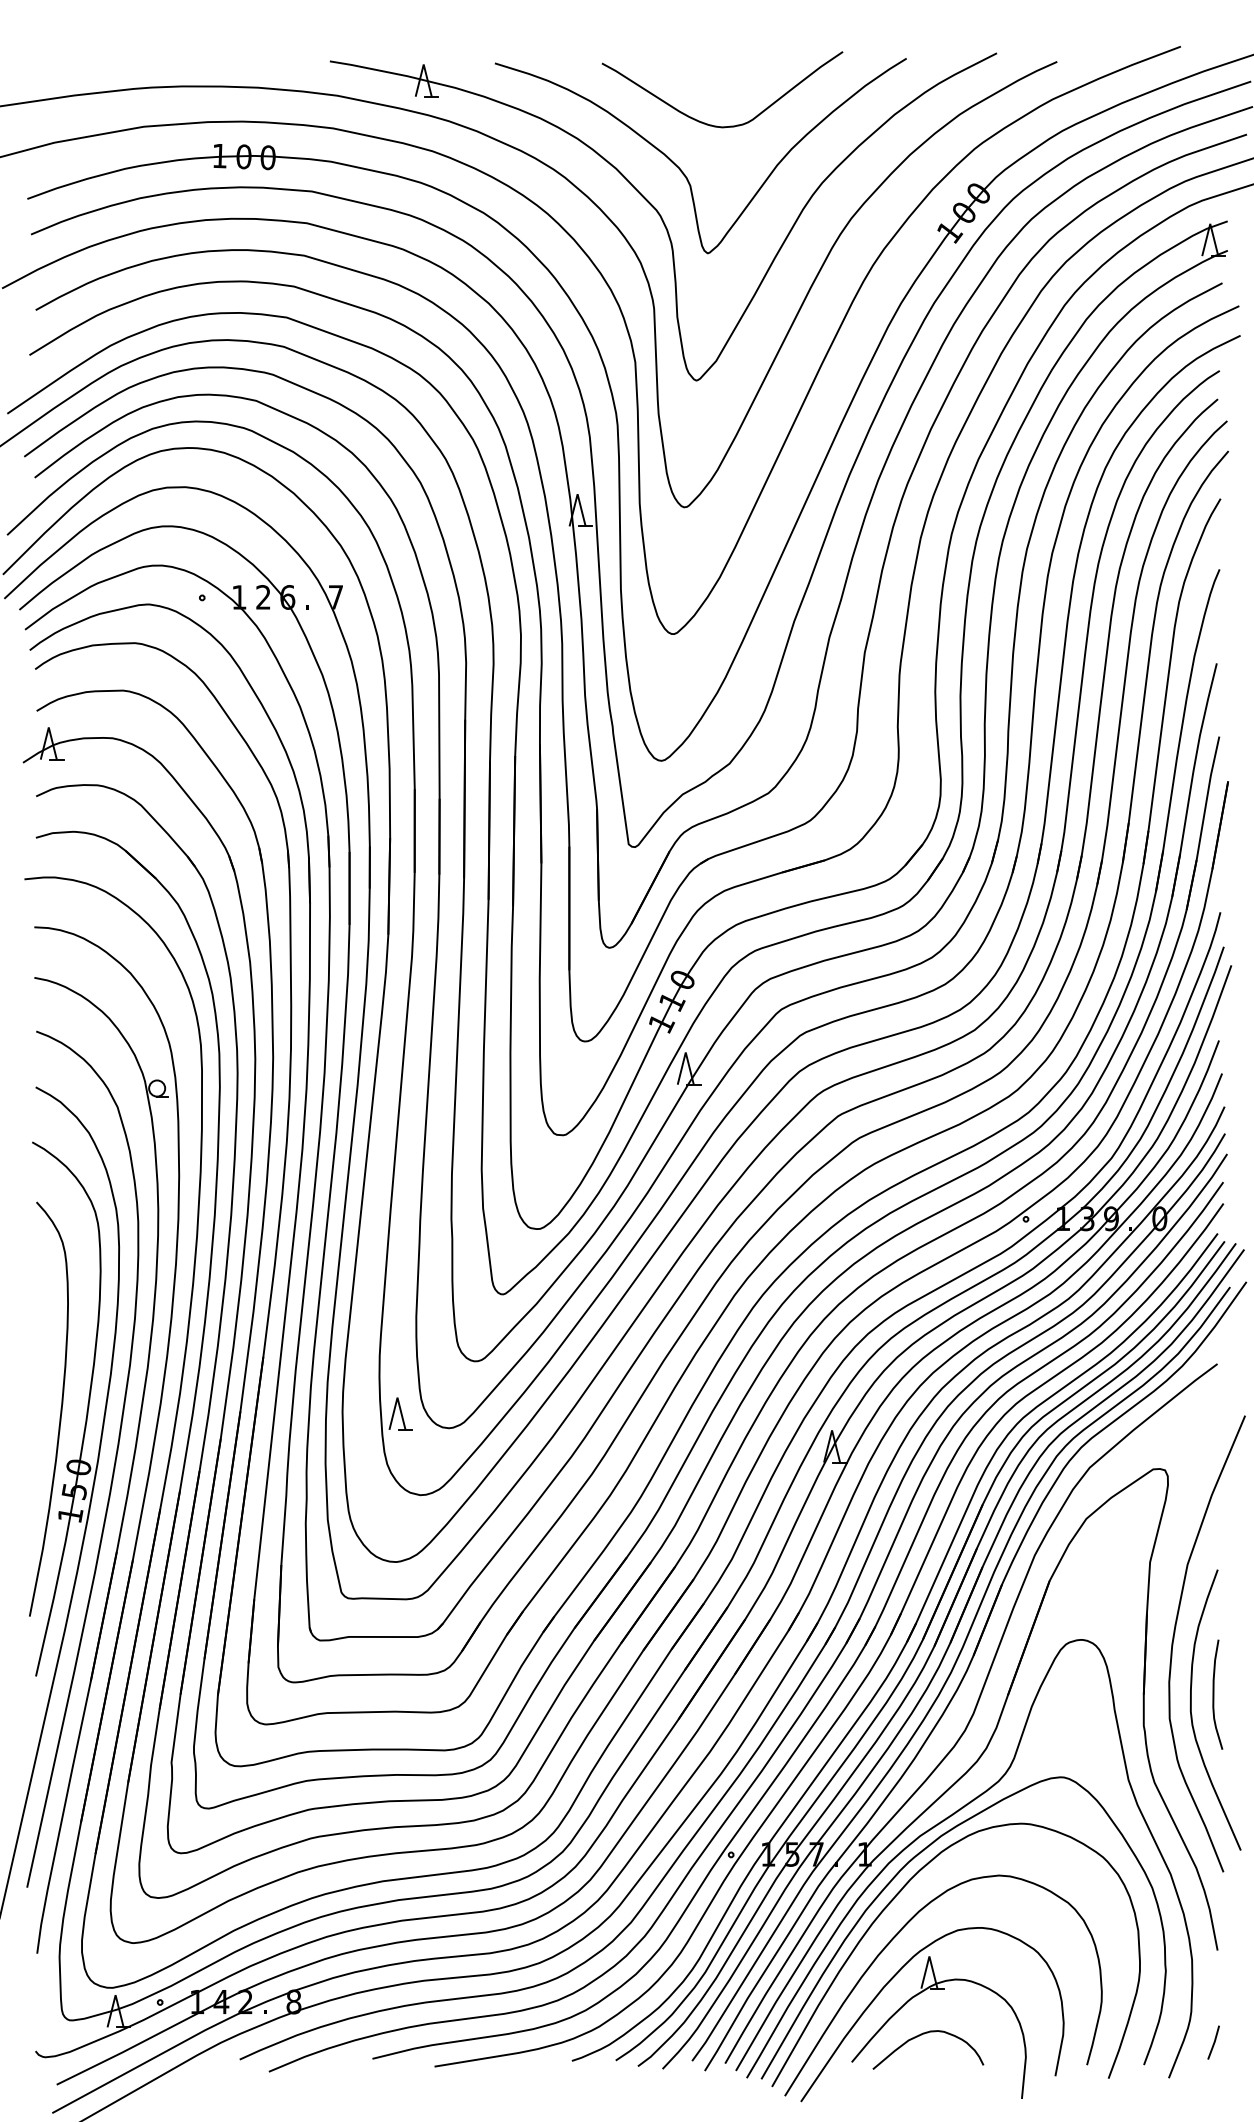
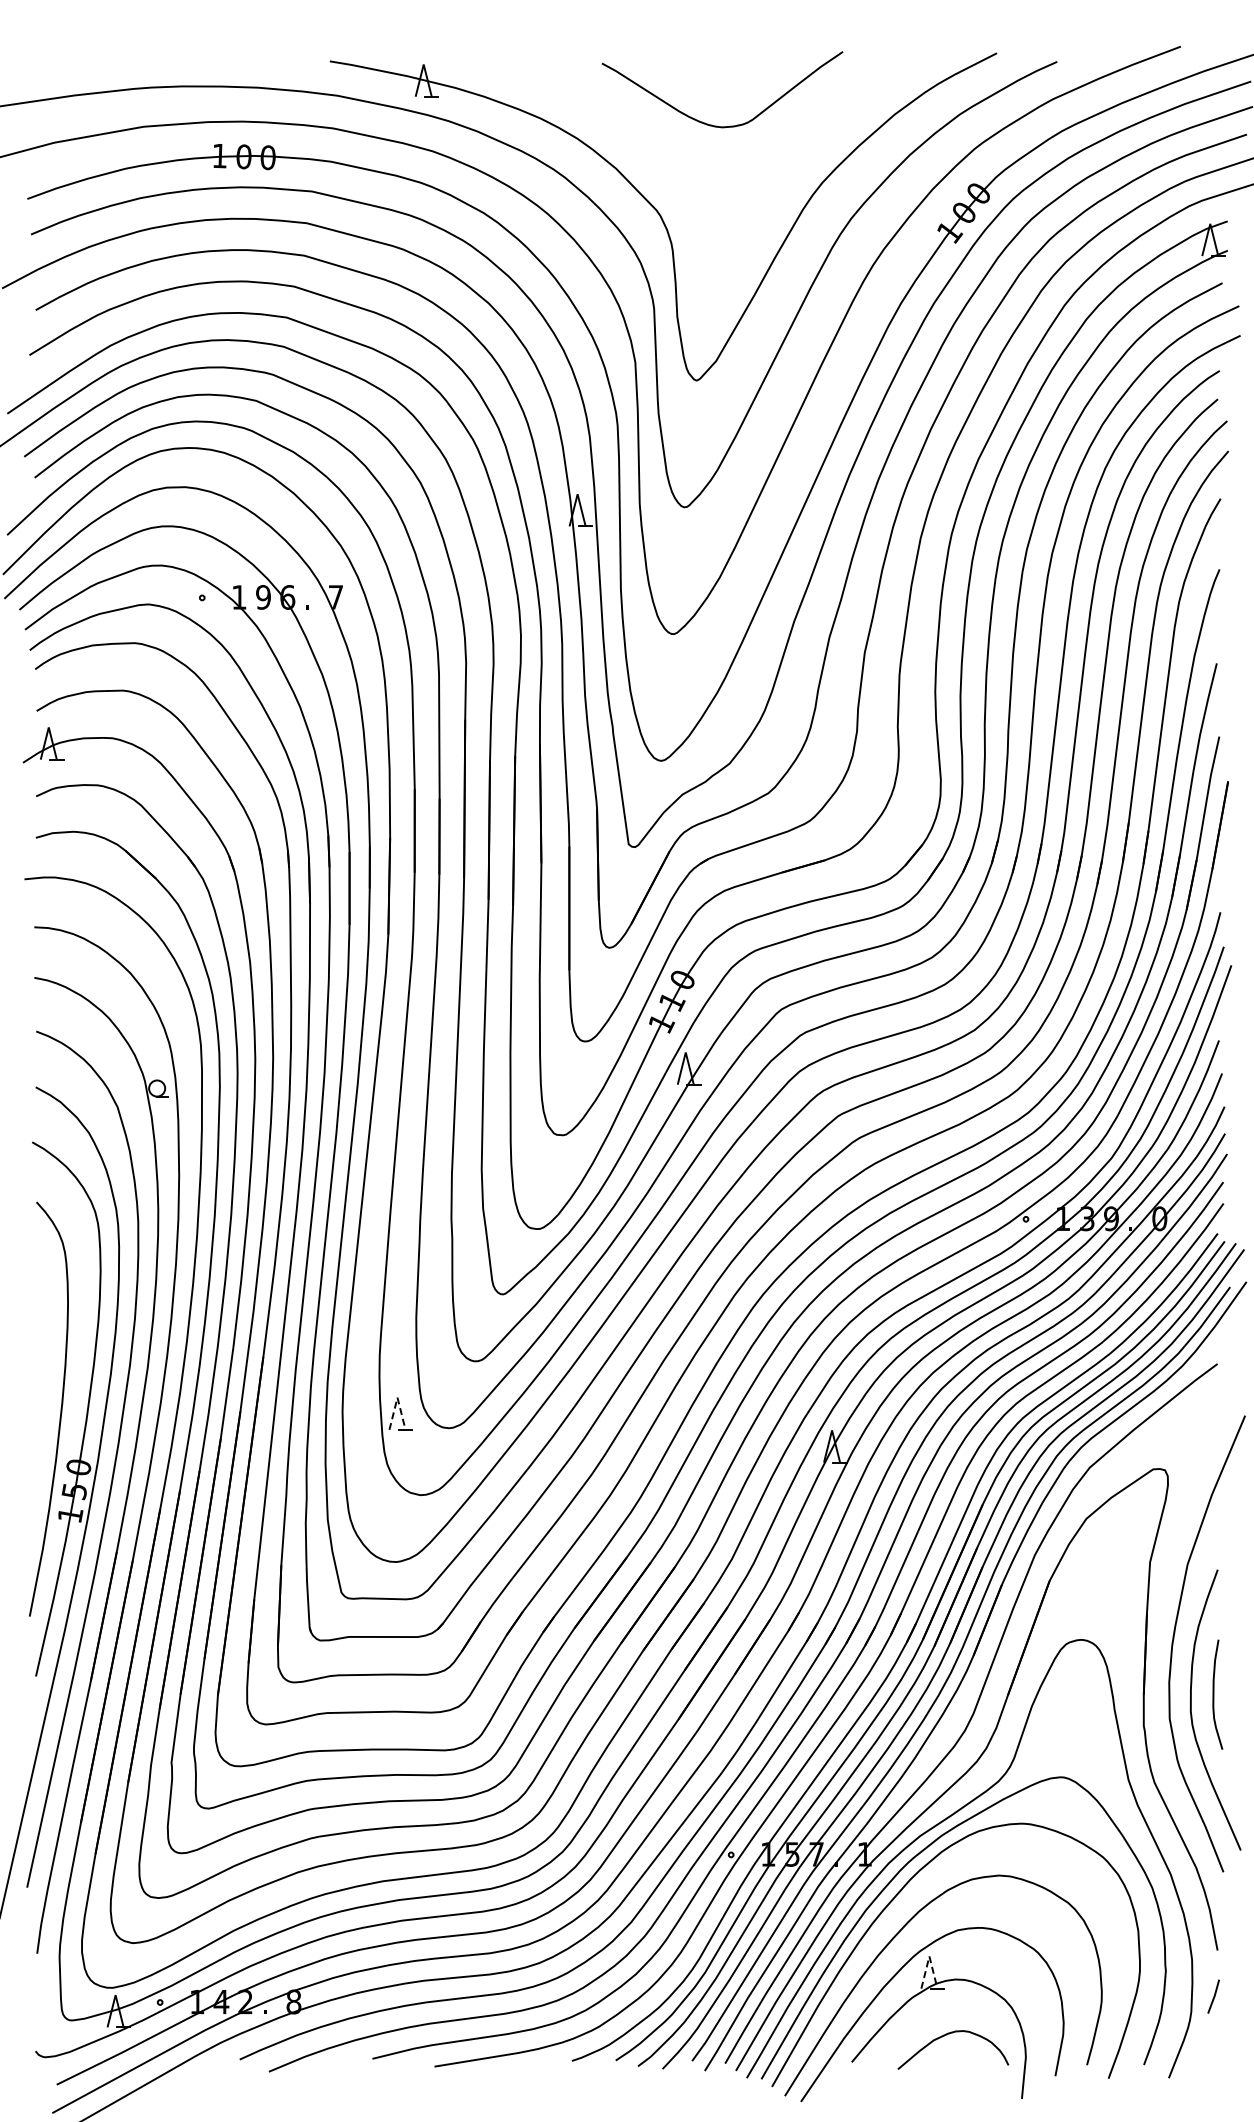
curve: present -> none (682, 170)
text: 2 -> 9 (263, 597)
line: solid -> dashed (397, 1397)
line: solid -> dashed (929, 1956)
curve position: (924, 2034) -> (949, 2034) (949, 2034)
line position: (1213, 2042) -> (1213, 1996) (1213, 1996)
